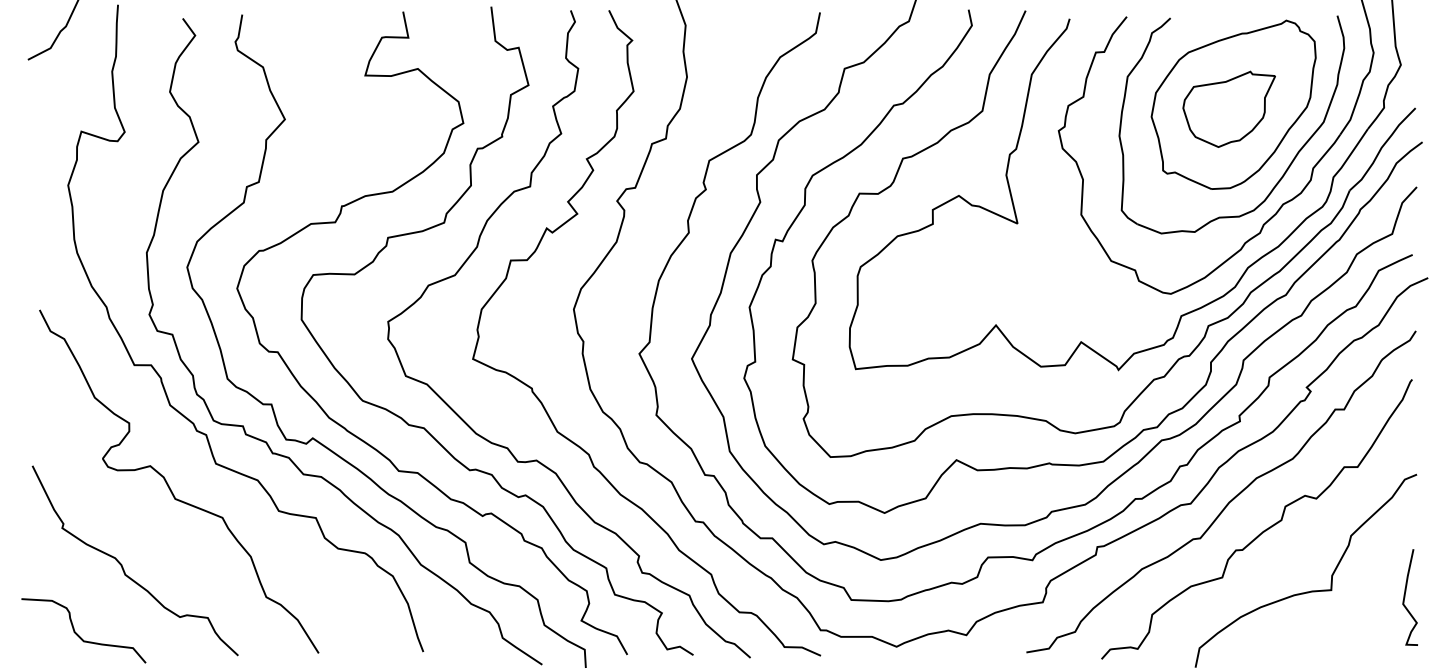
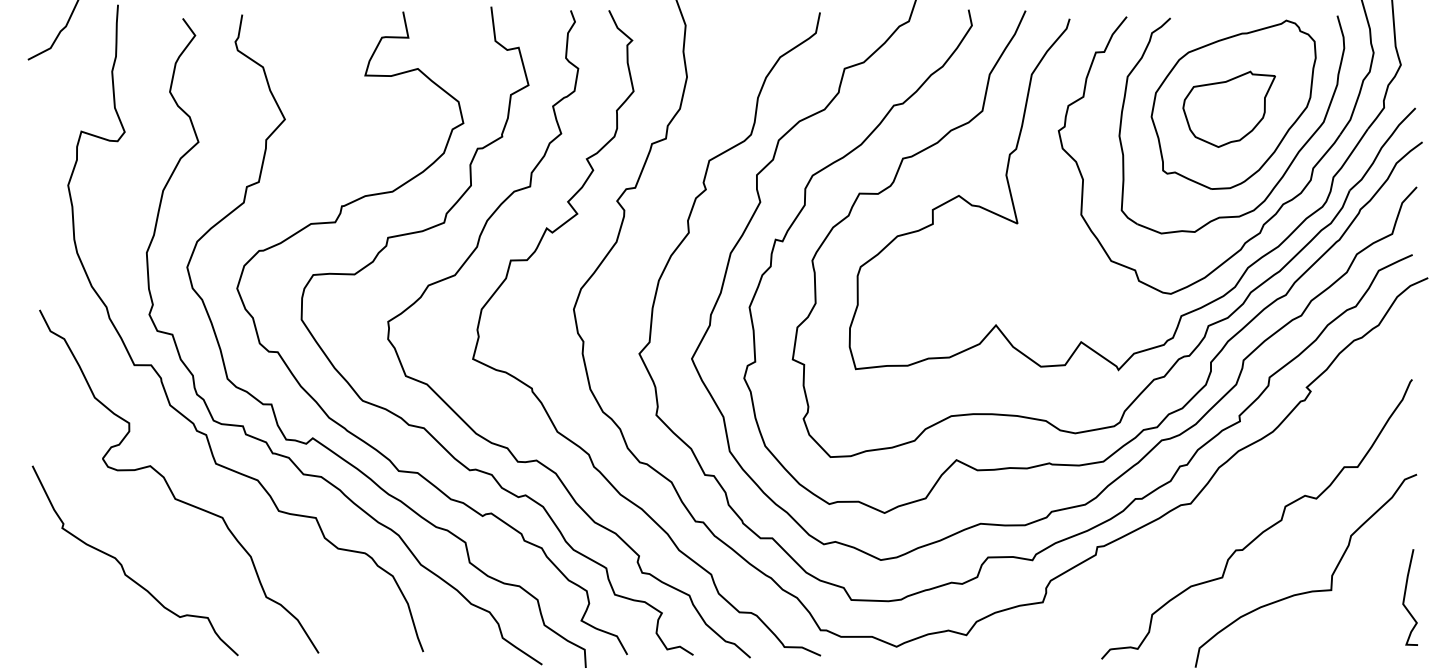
curve: present -> none (1230, 500)
curve: present -> none (78, 634)
